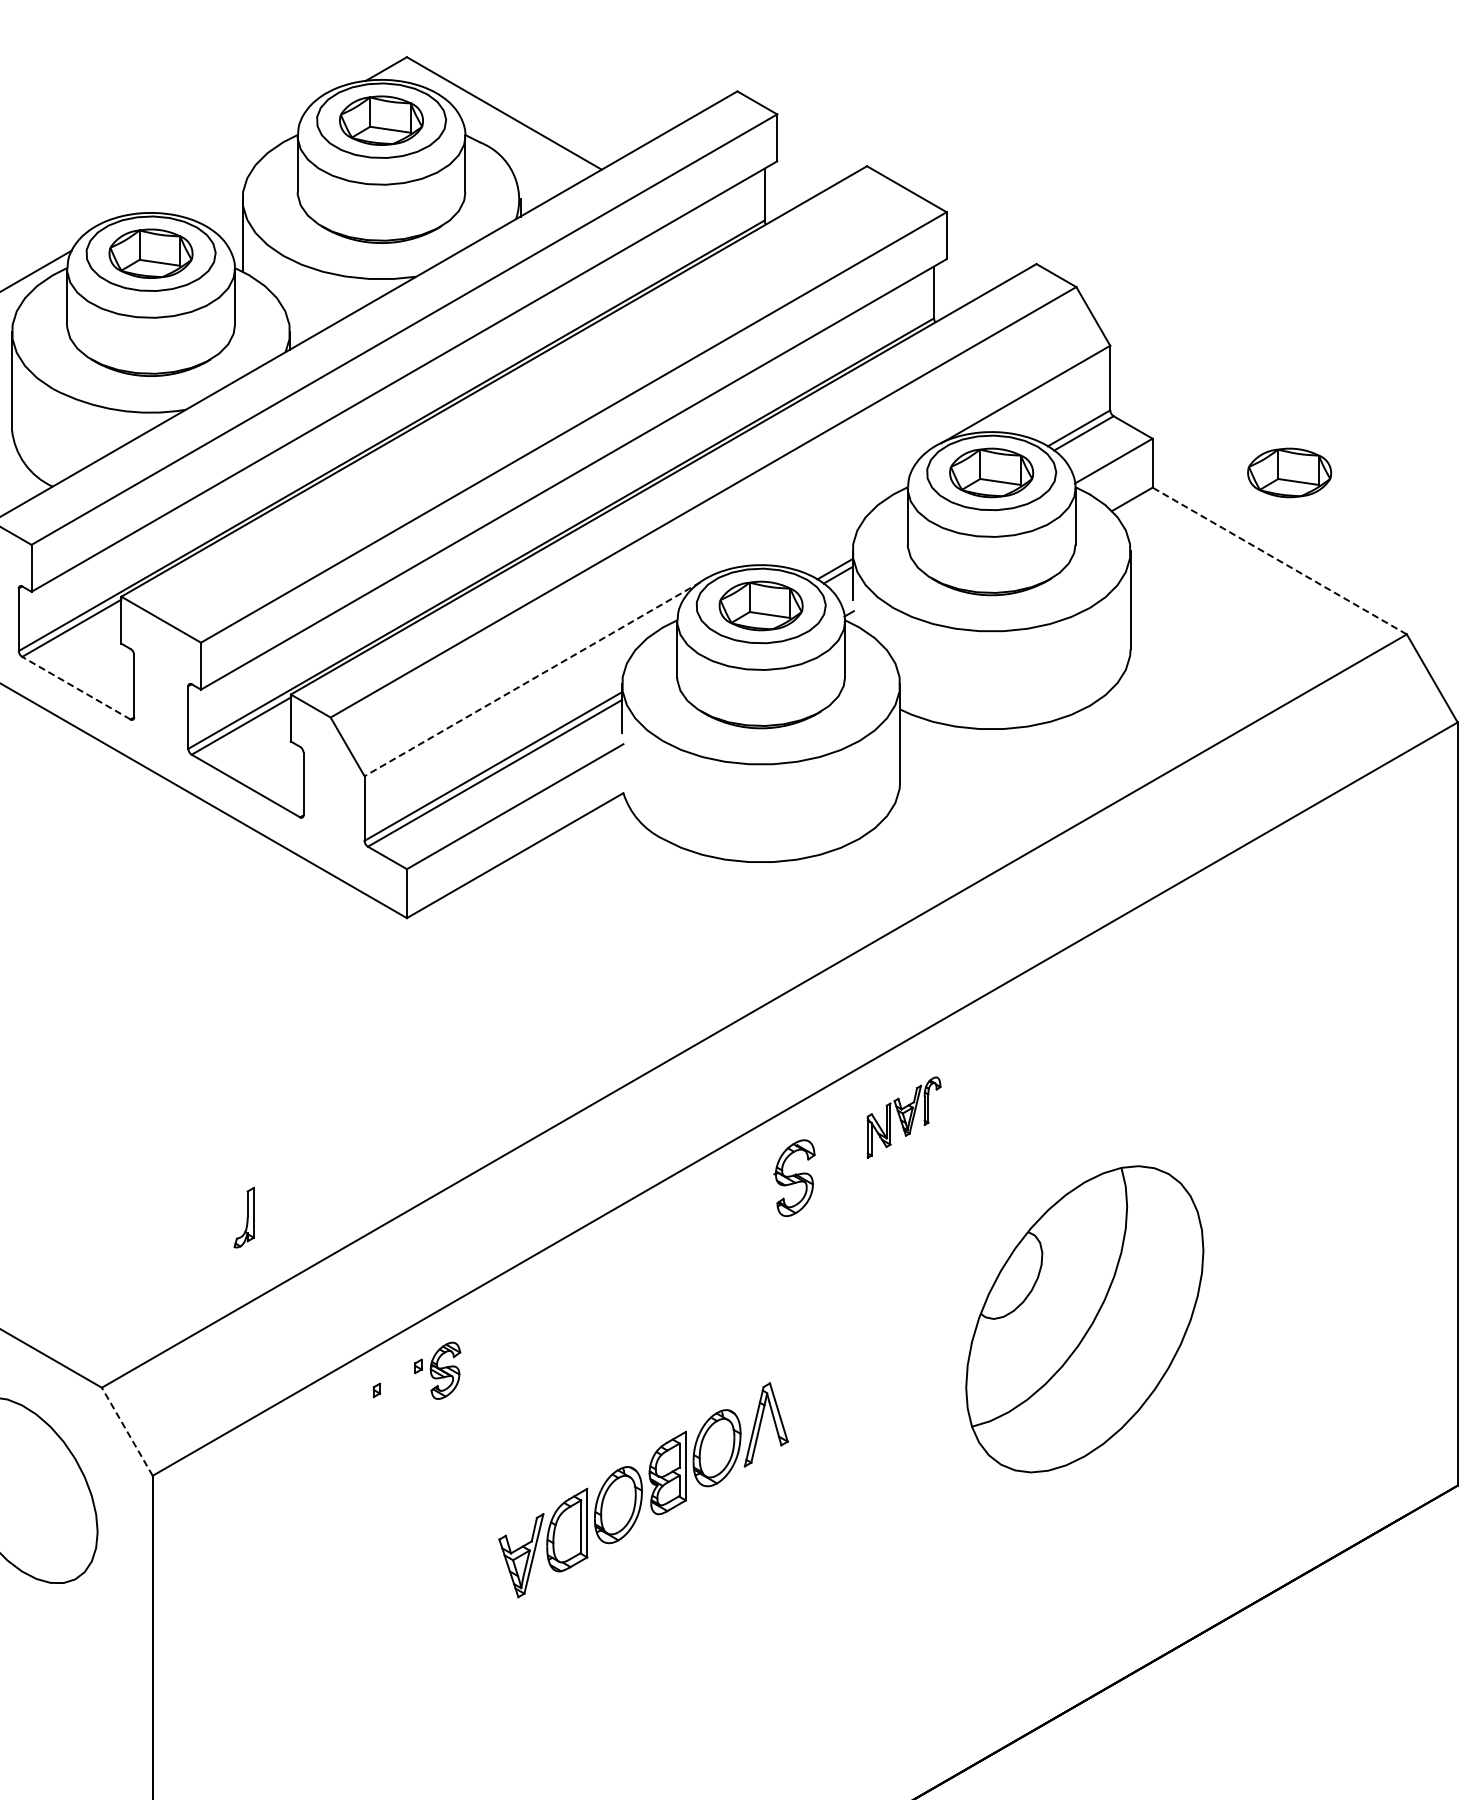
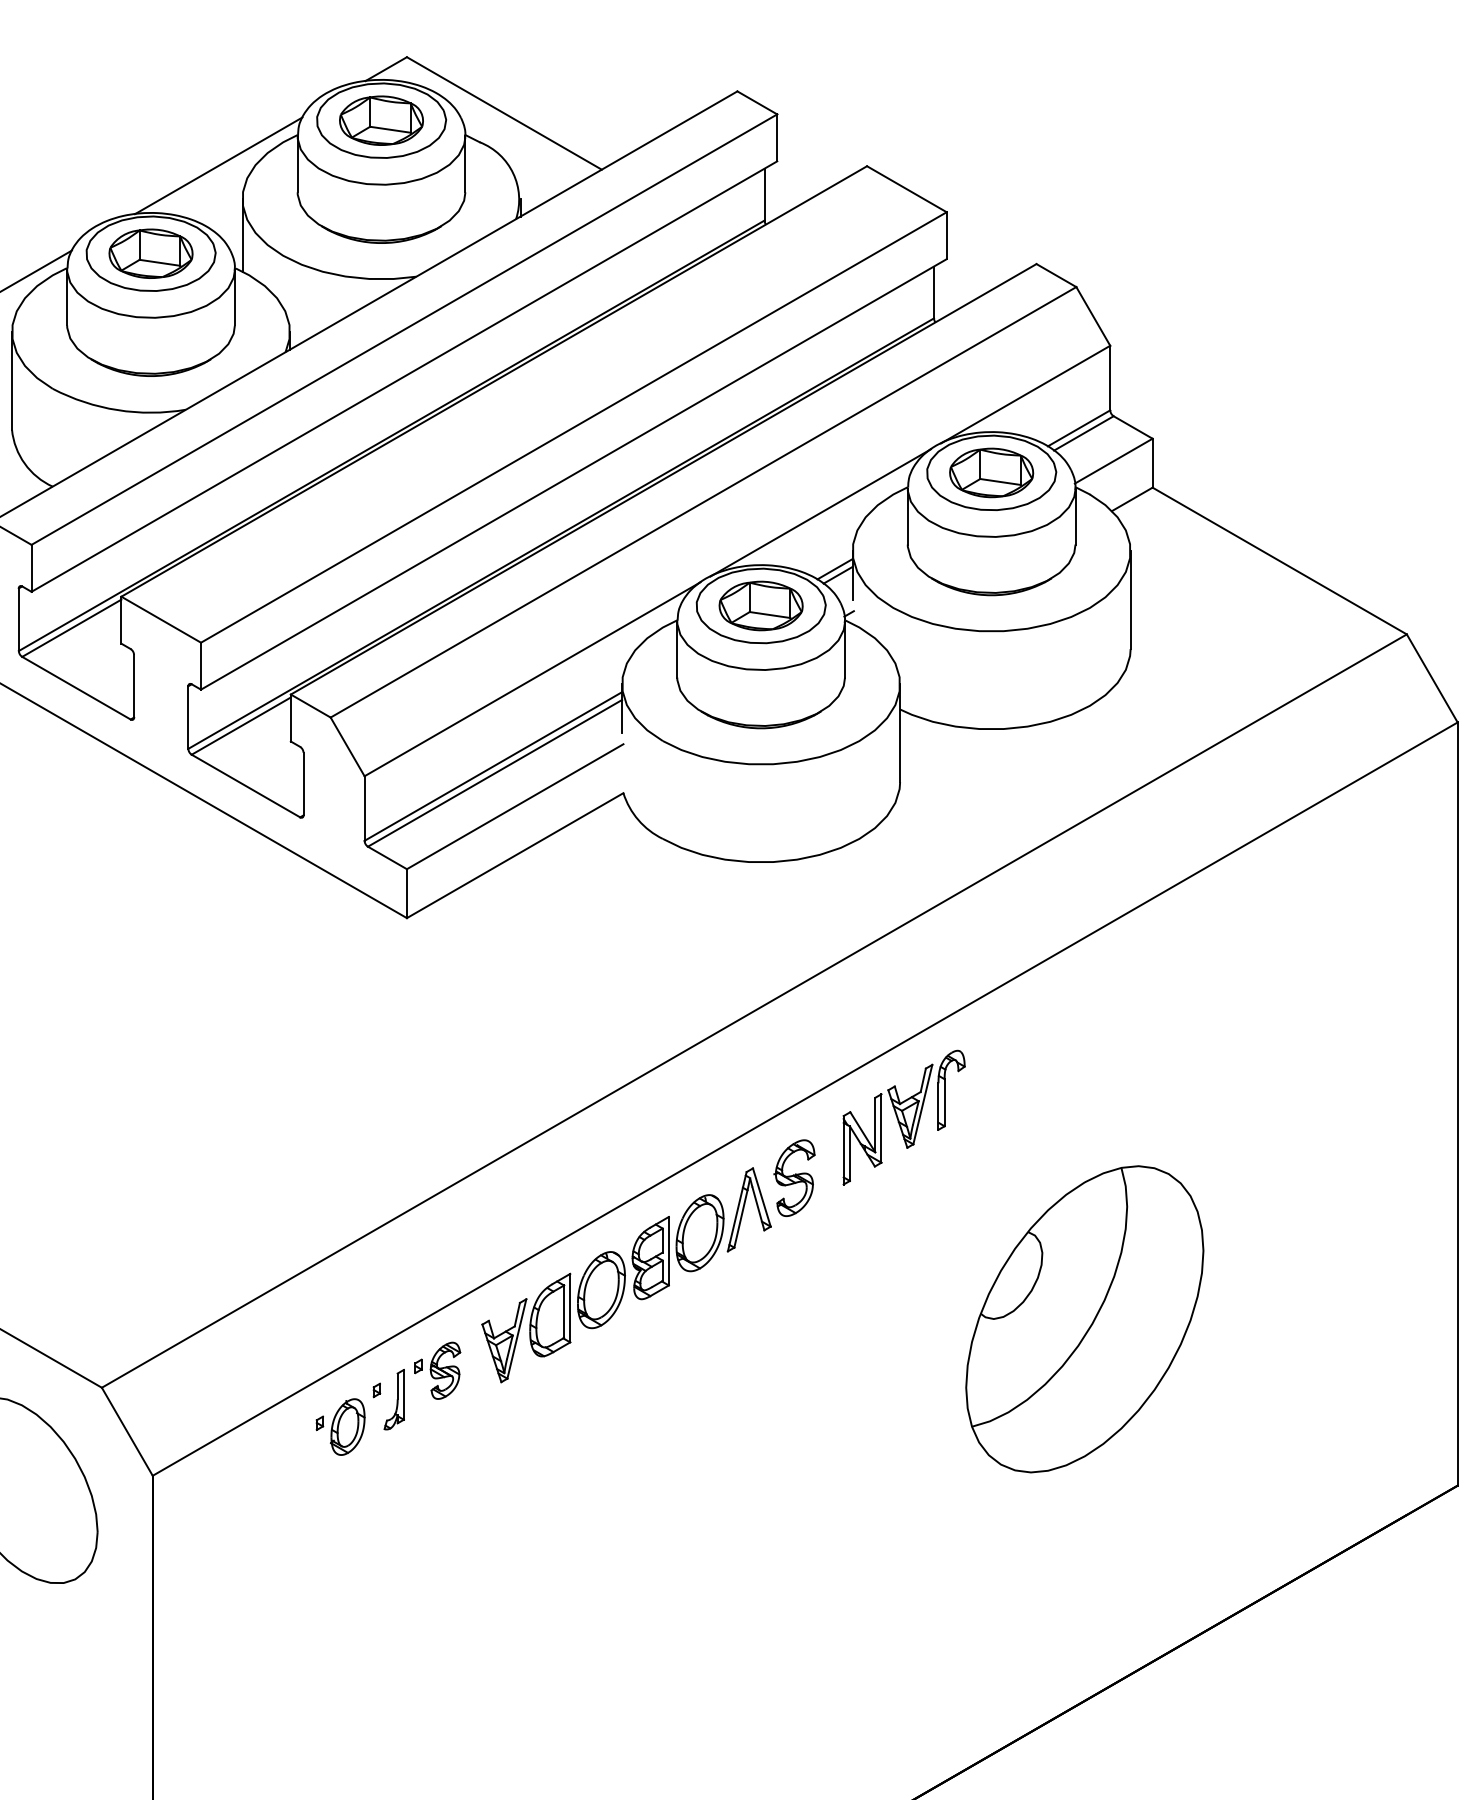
line: none -> present (218, 165)
part: present -> none (1289, 472)
line: none -> present (820, 512)
line: dashed -> solid (1279, 561)
line: dashed -> solid (532, 679)
line: dashed -> solid (76, 688)
part size: 76x83 px -> 124x137 px (903, 1117)
part position: (243, 1217) -> (393, 1399) (393, 1399)
part: none -> present (340, 1426)
line: dashed -> solid (127, 1431)
part position: (643, 1490) -> (626, 1275) (626, 1275)
